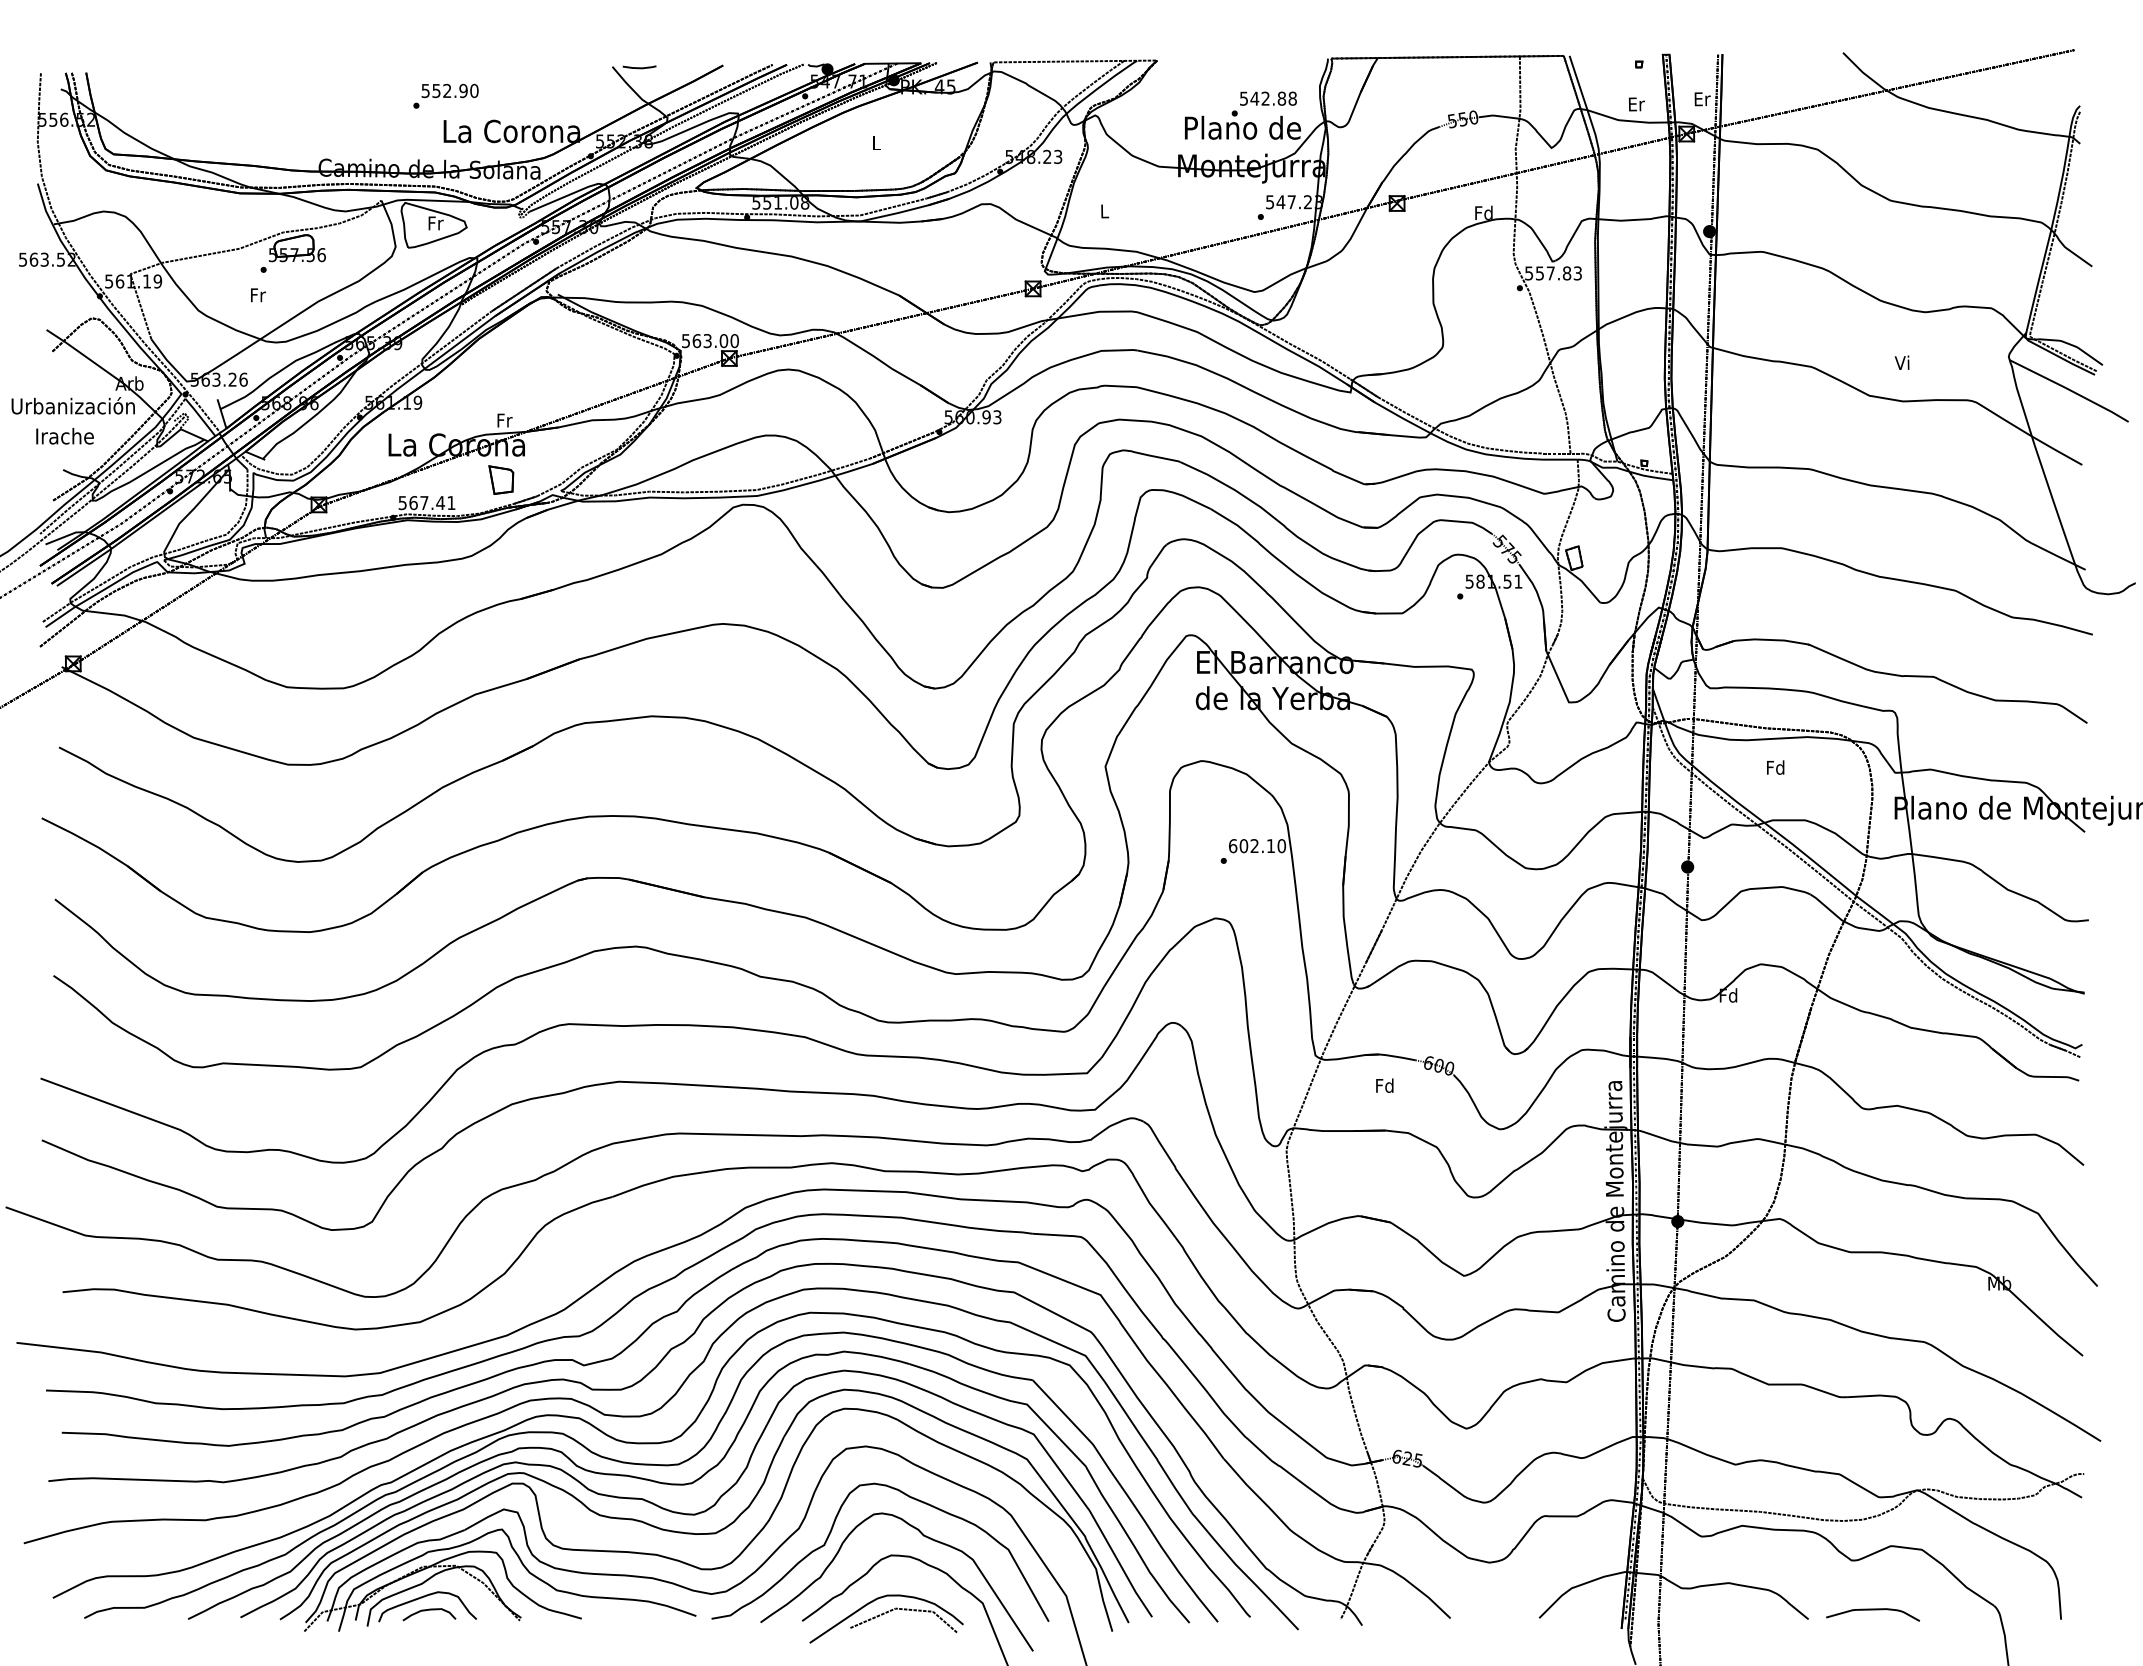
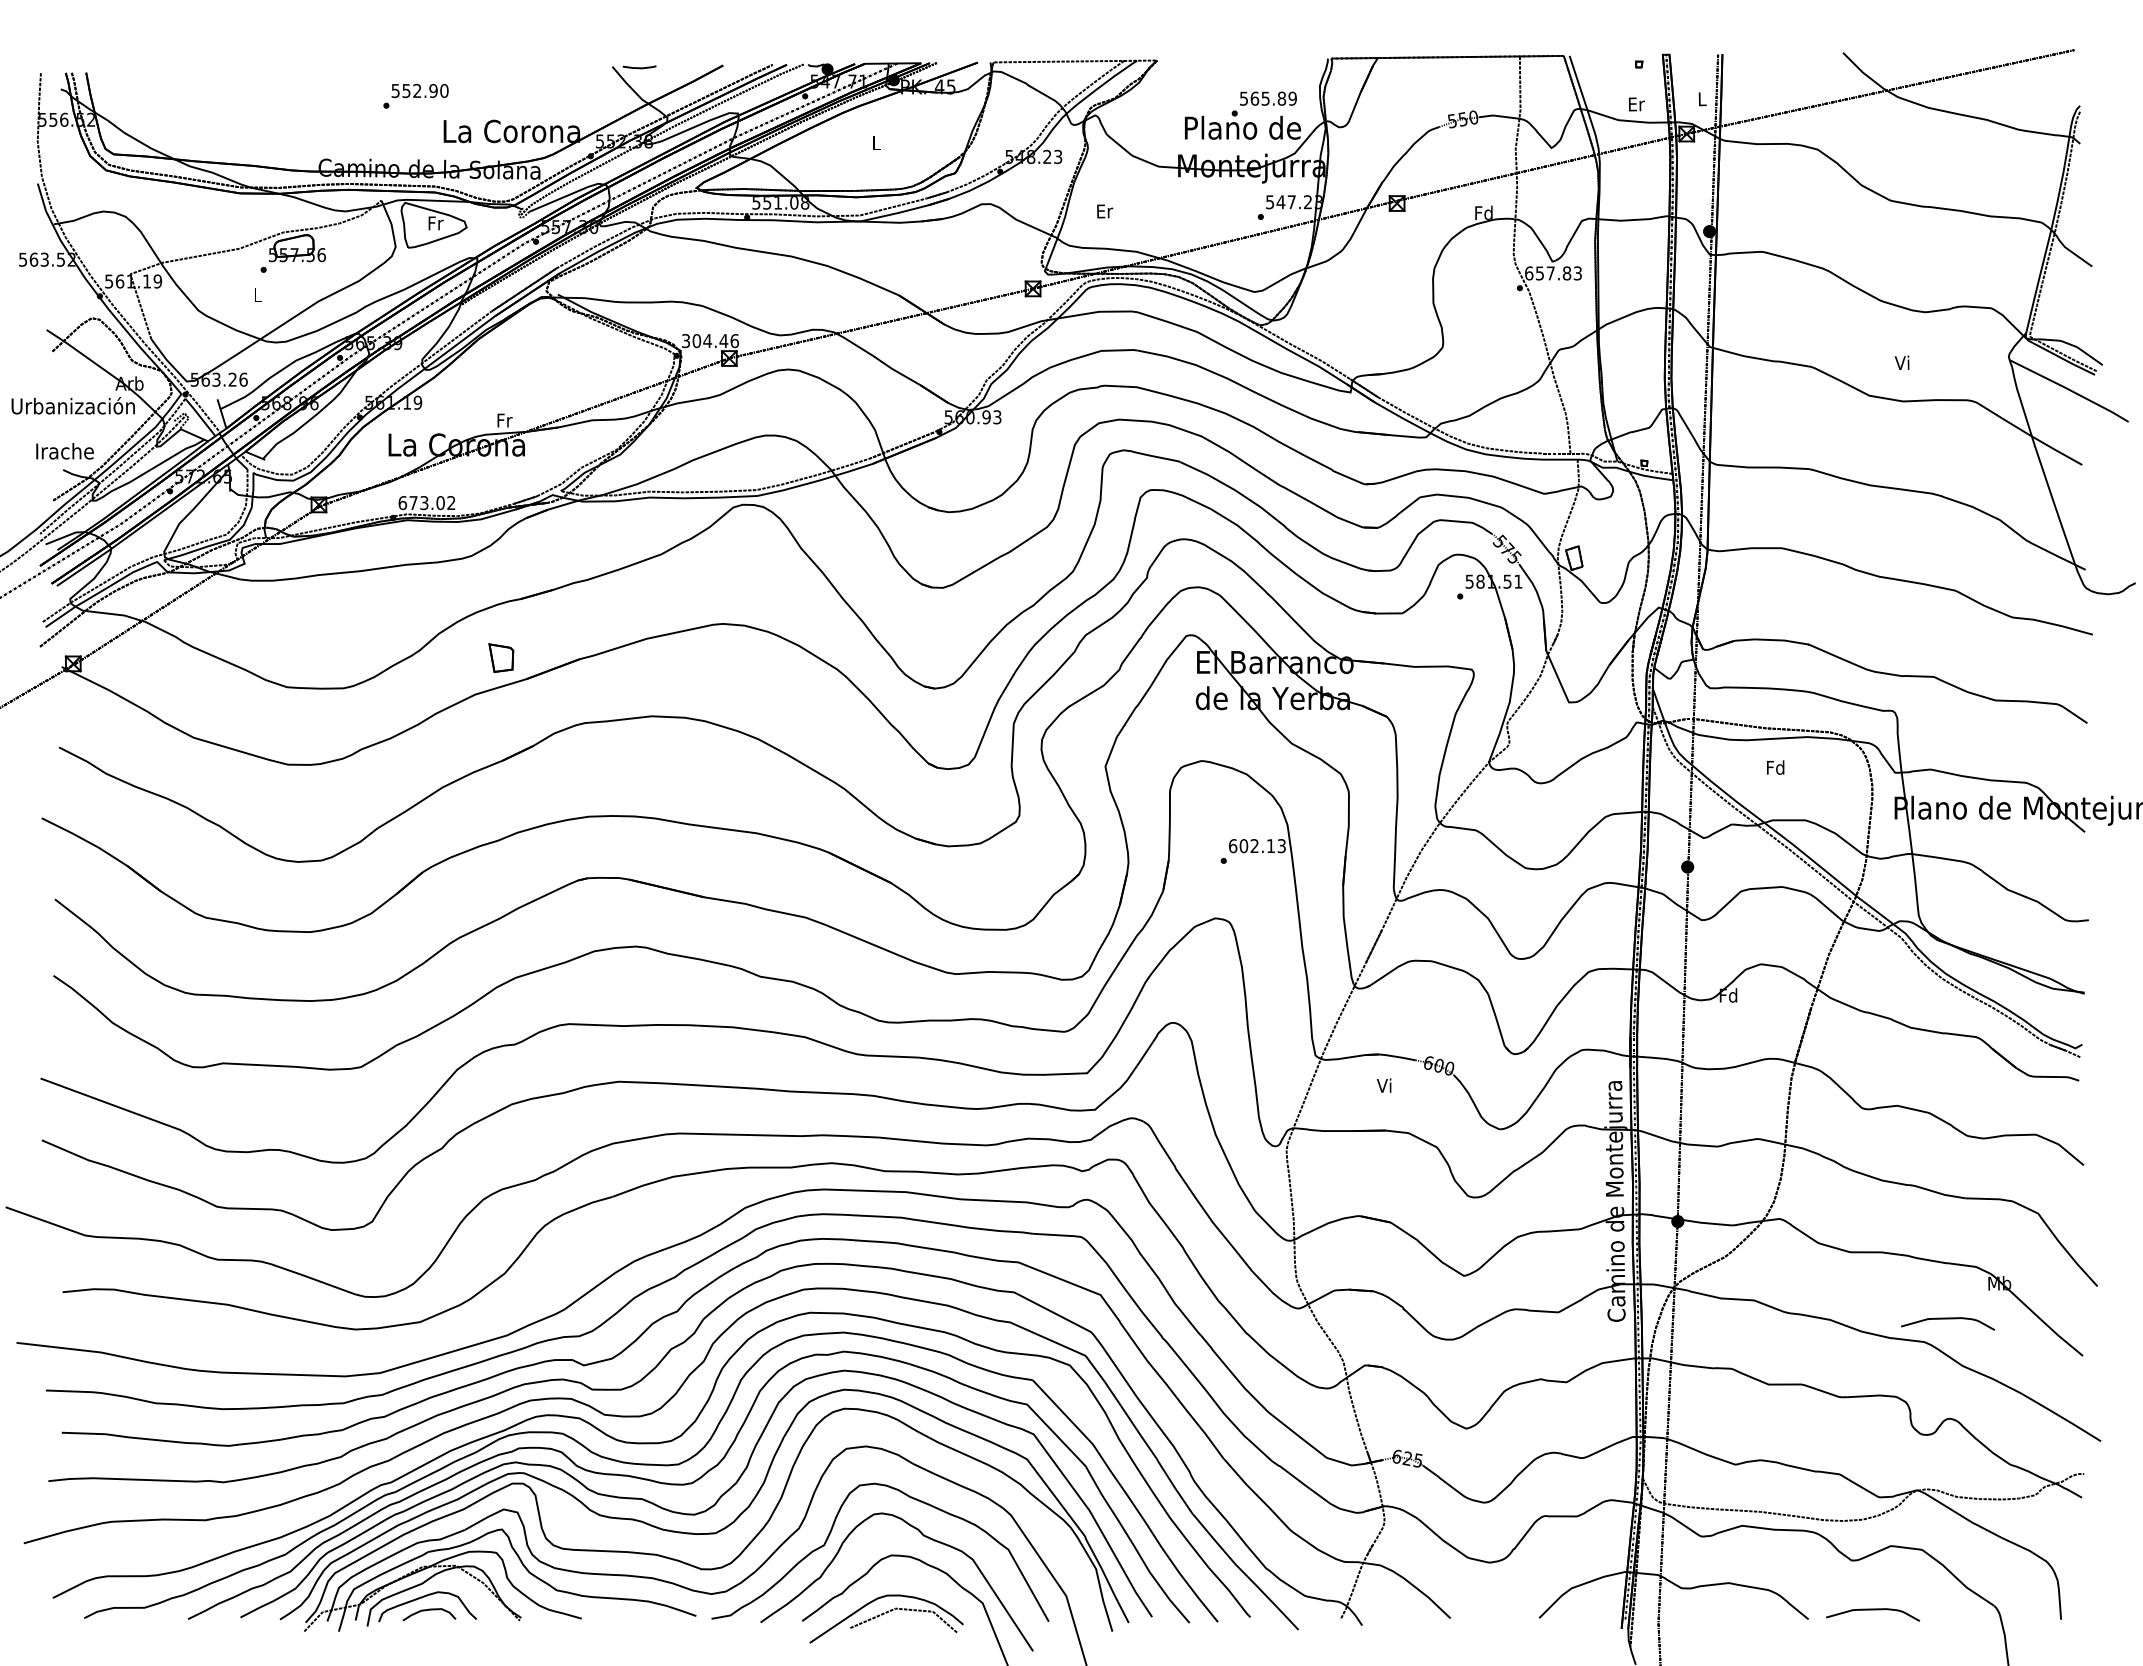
text position: (445, 95) -> (415, 95) (415, 95)
text: 542.88 -> 565.89 (1273, 98)
text: Er -> L (1702, 99)
text: L -> Er (1105, 211)
text: 557.83 -> 657.83 (1529, 273)
text: Fr -> L (258, 295)
text: 563.00 -> 304.46 (710, 341)
text position: (64, 436) -> (64, 451) (64, 451)
part position: (501, 479) -> (501, 657) (501, 657)
text: 567.41 -> 673.02 (426, 503)
text: 602.10 -> 602.13 (1281, 846)
text: Fd -> Vi (1384, 1085)
curve: none -> present (1948, 1319)
